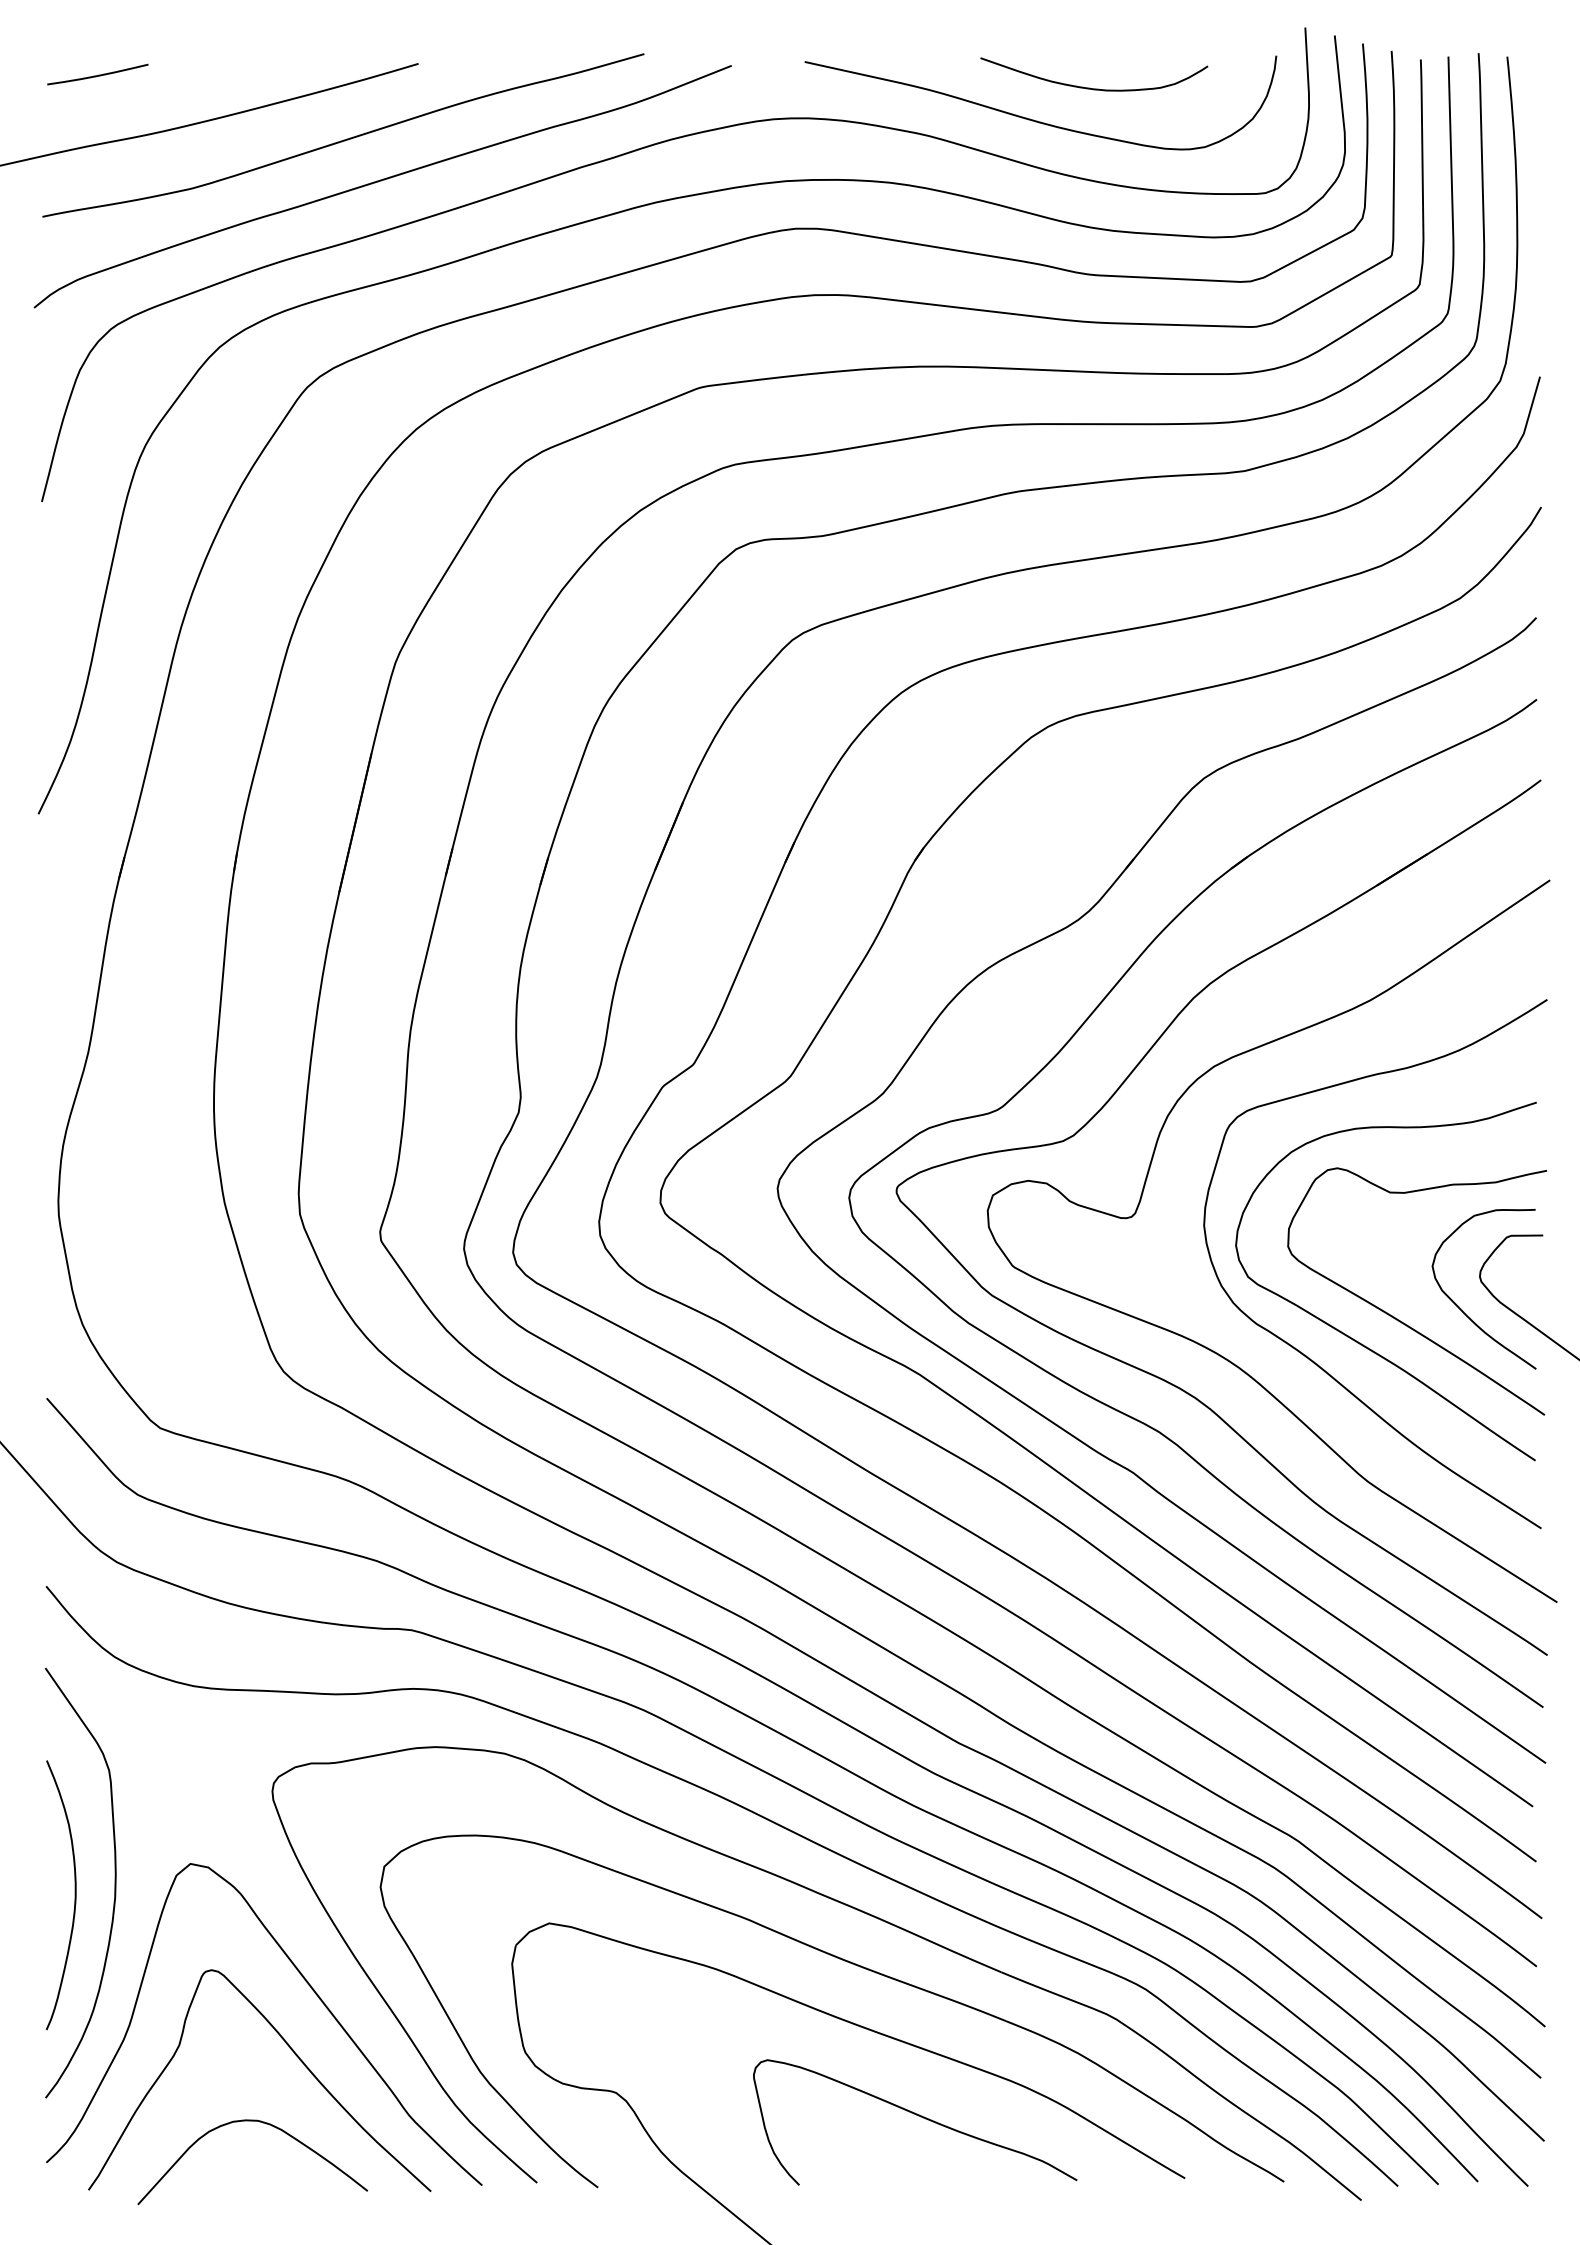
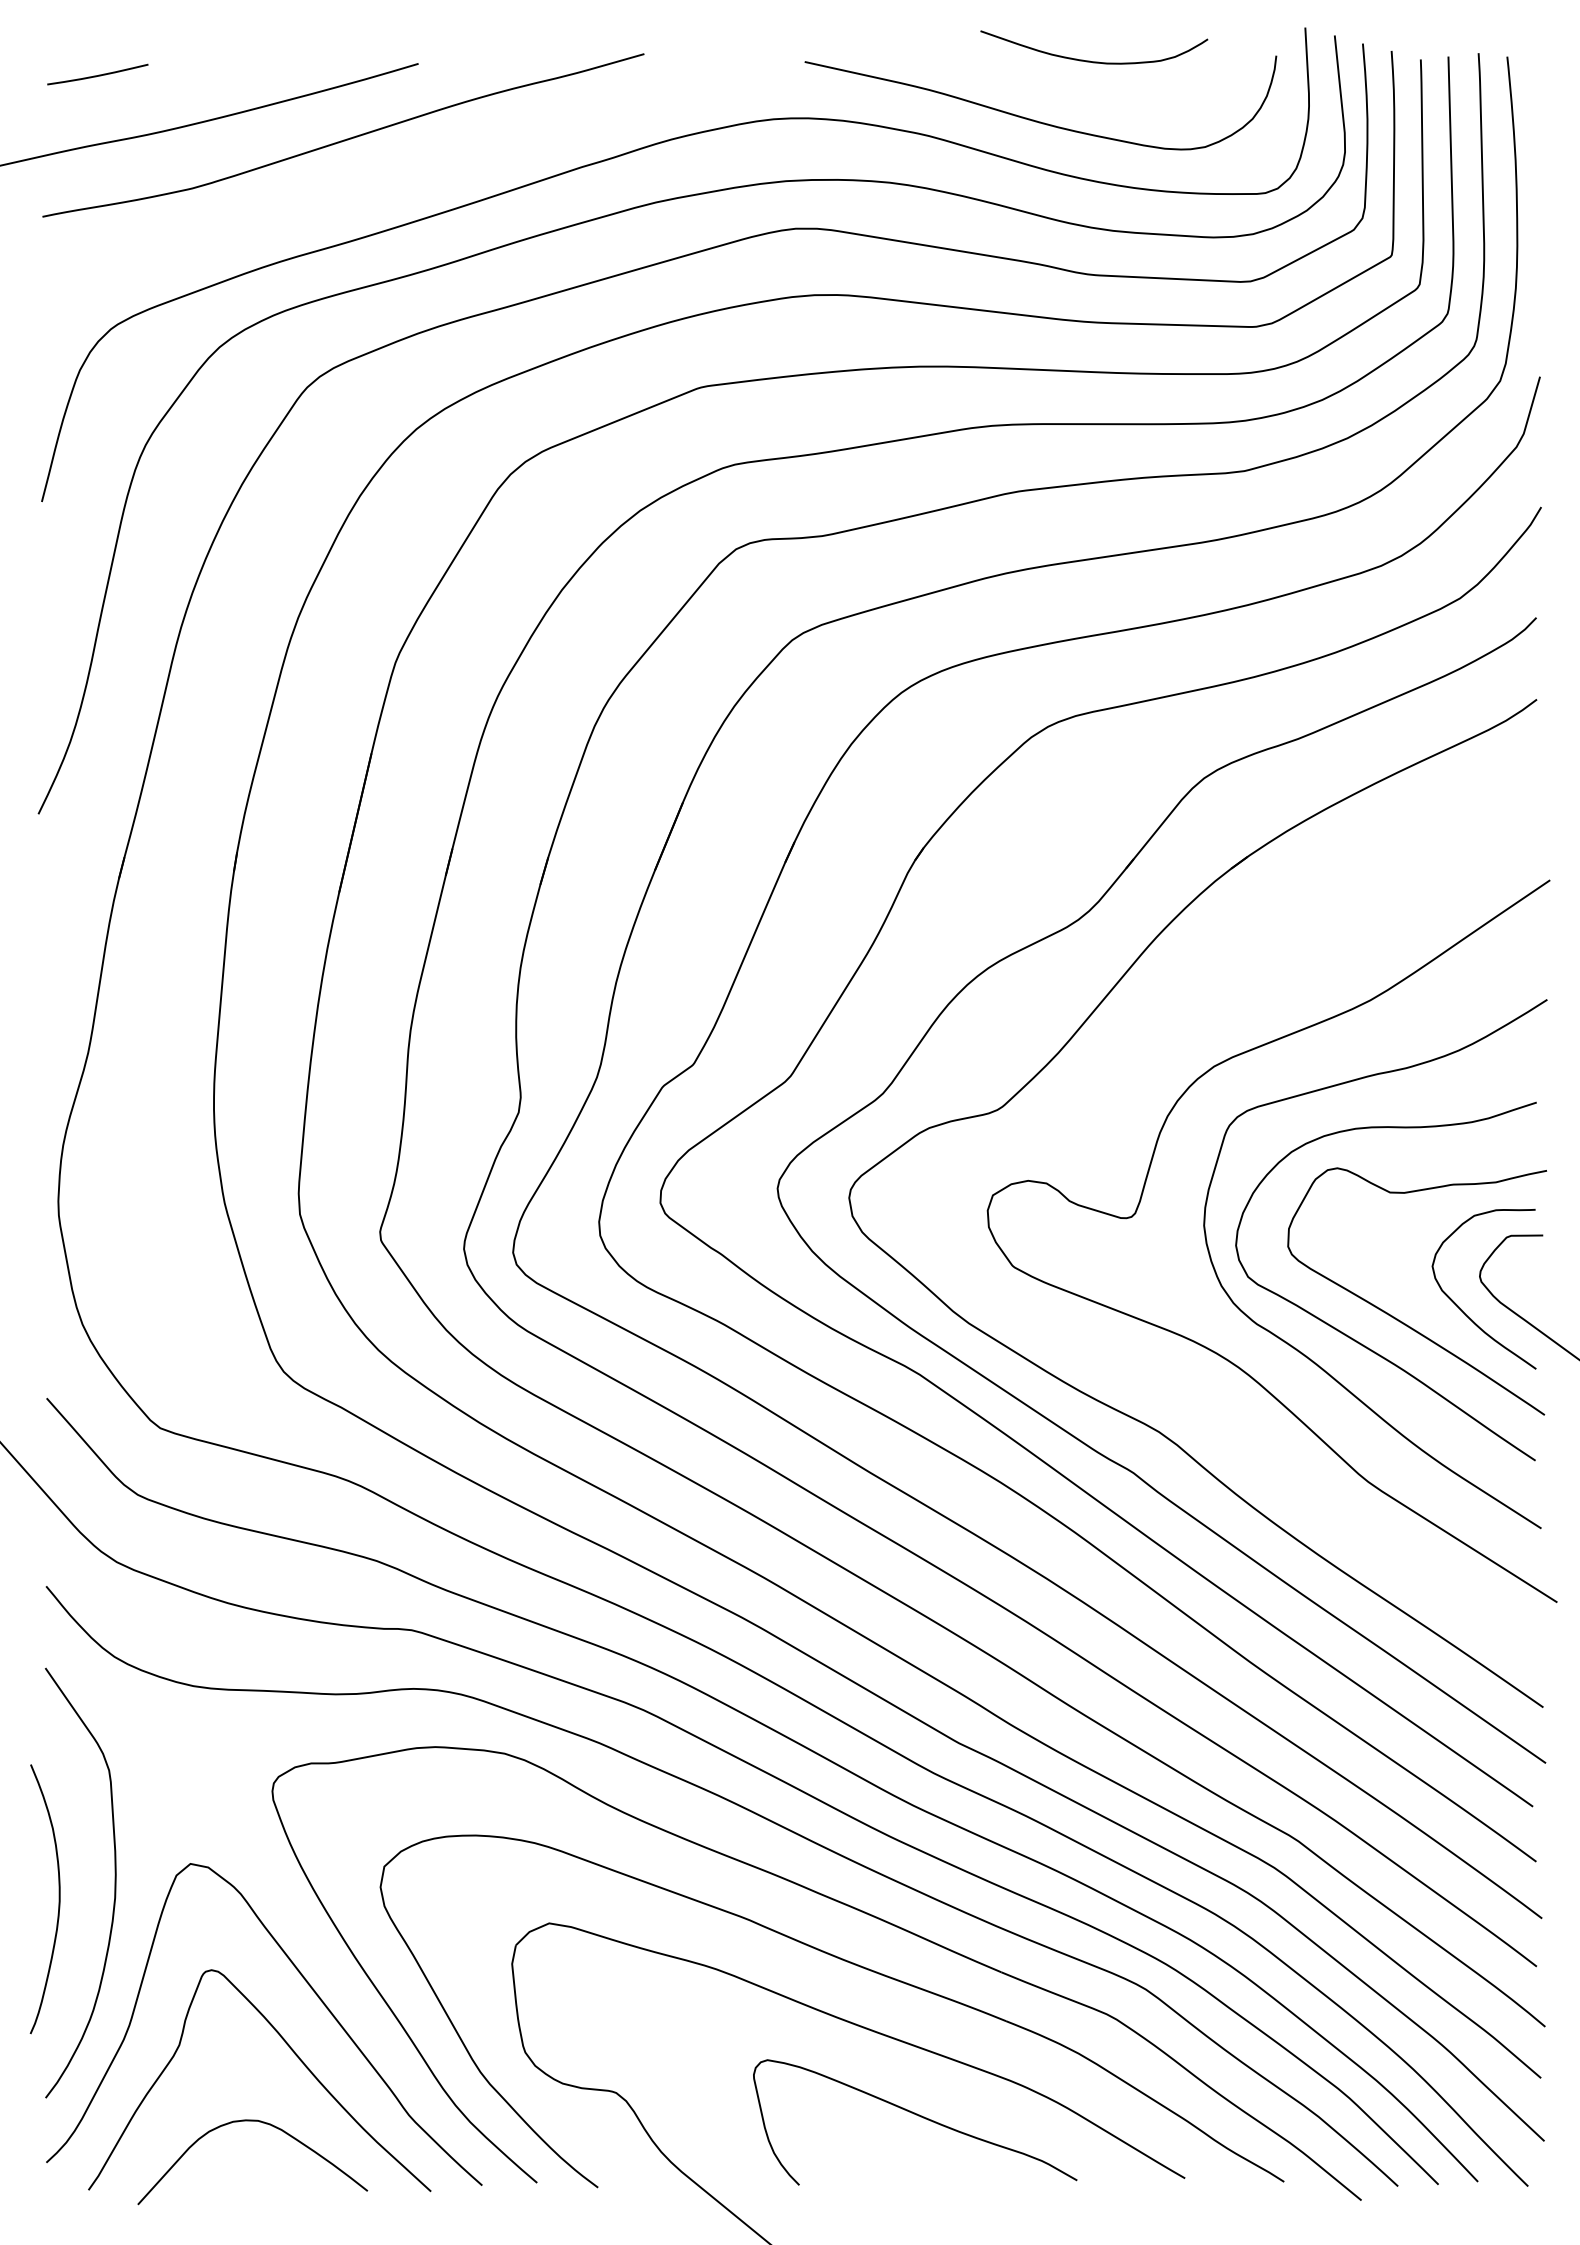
curve position: (1090, 87) -> (1090, 60) (1090, 60)
curve: present -> none (381, 181)
part: present -> none (1101, 1110)
curve position: (74, 1895) -> (58, 1899) (58, 1899)
